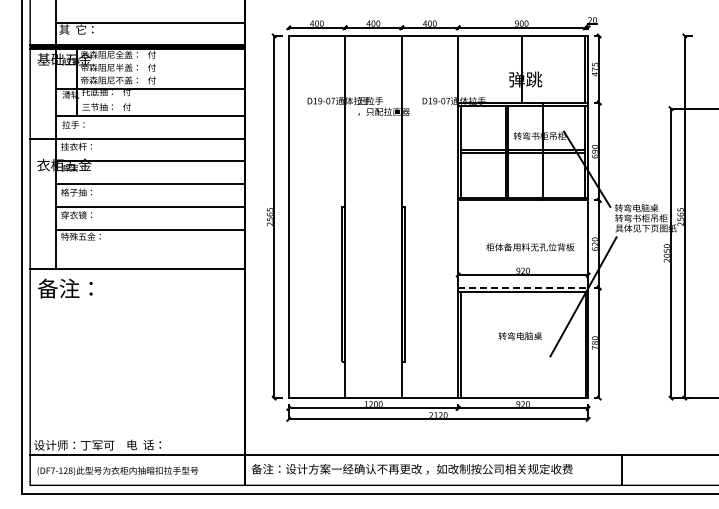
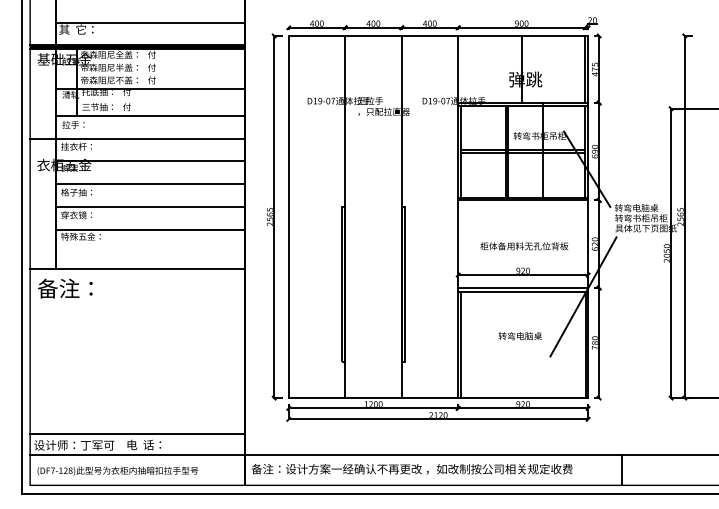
text position: (530, 247) -> (524, 246) (524, 246)
line: dashed -> solid (523, 287)
line: none -> present (137, 433)
